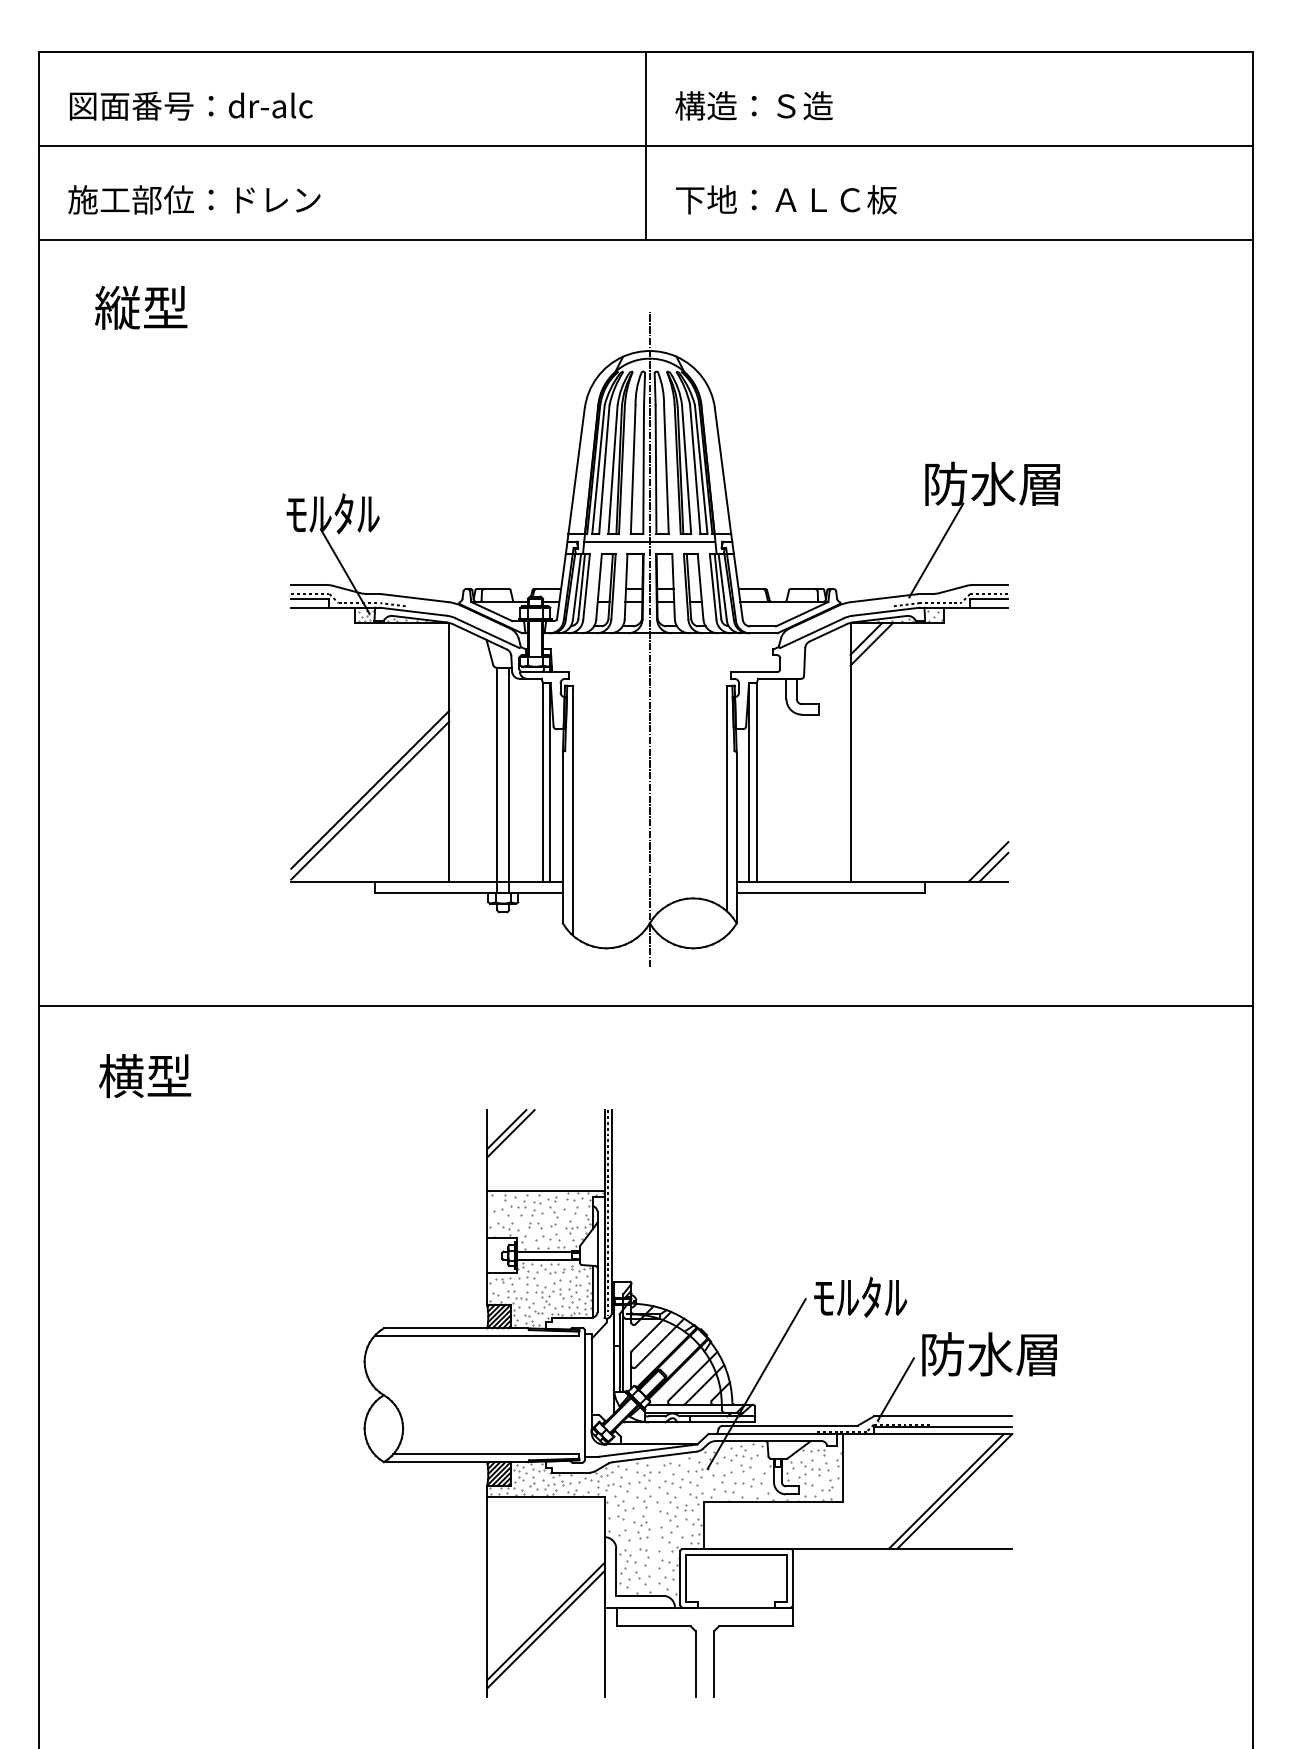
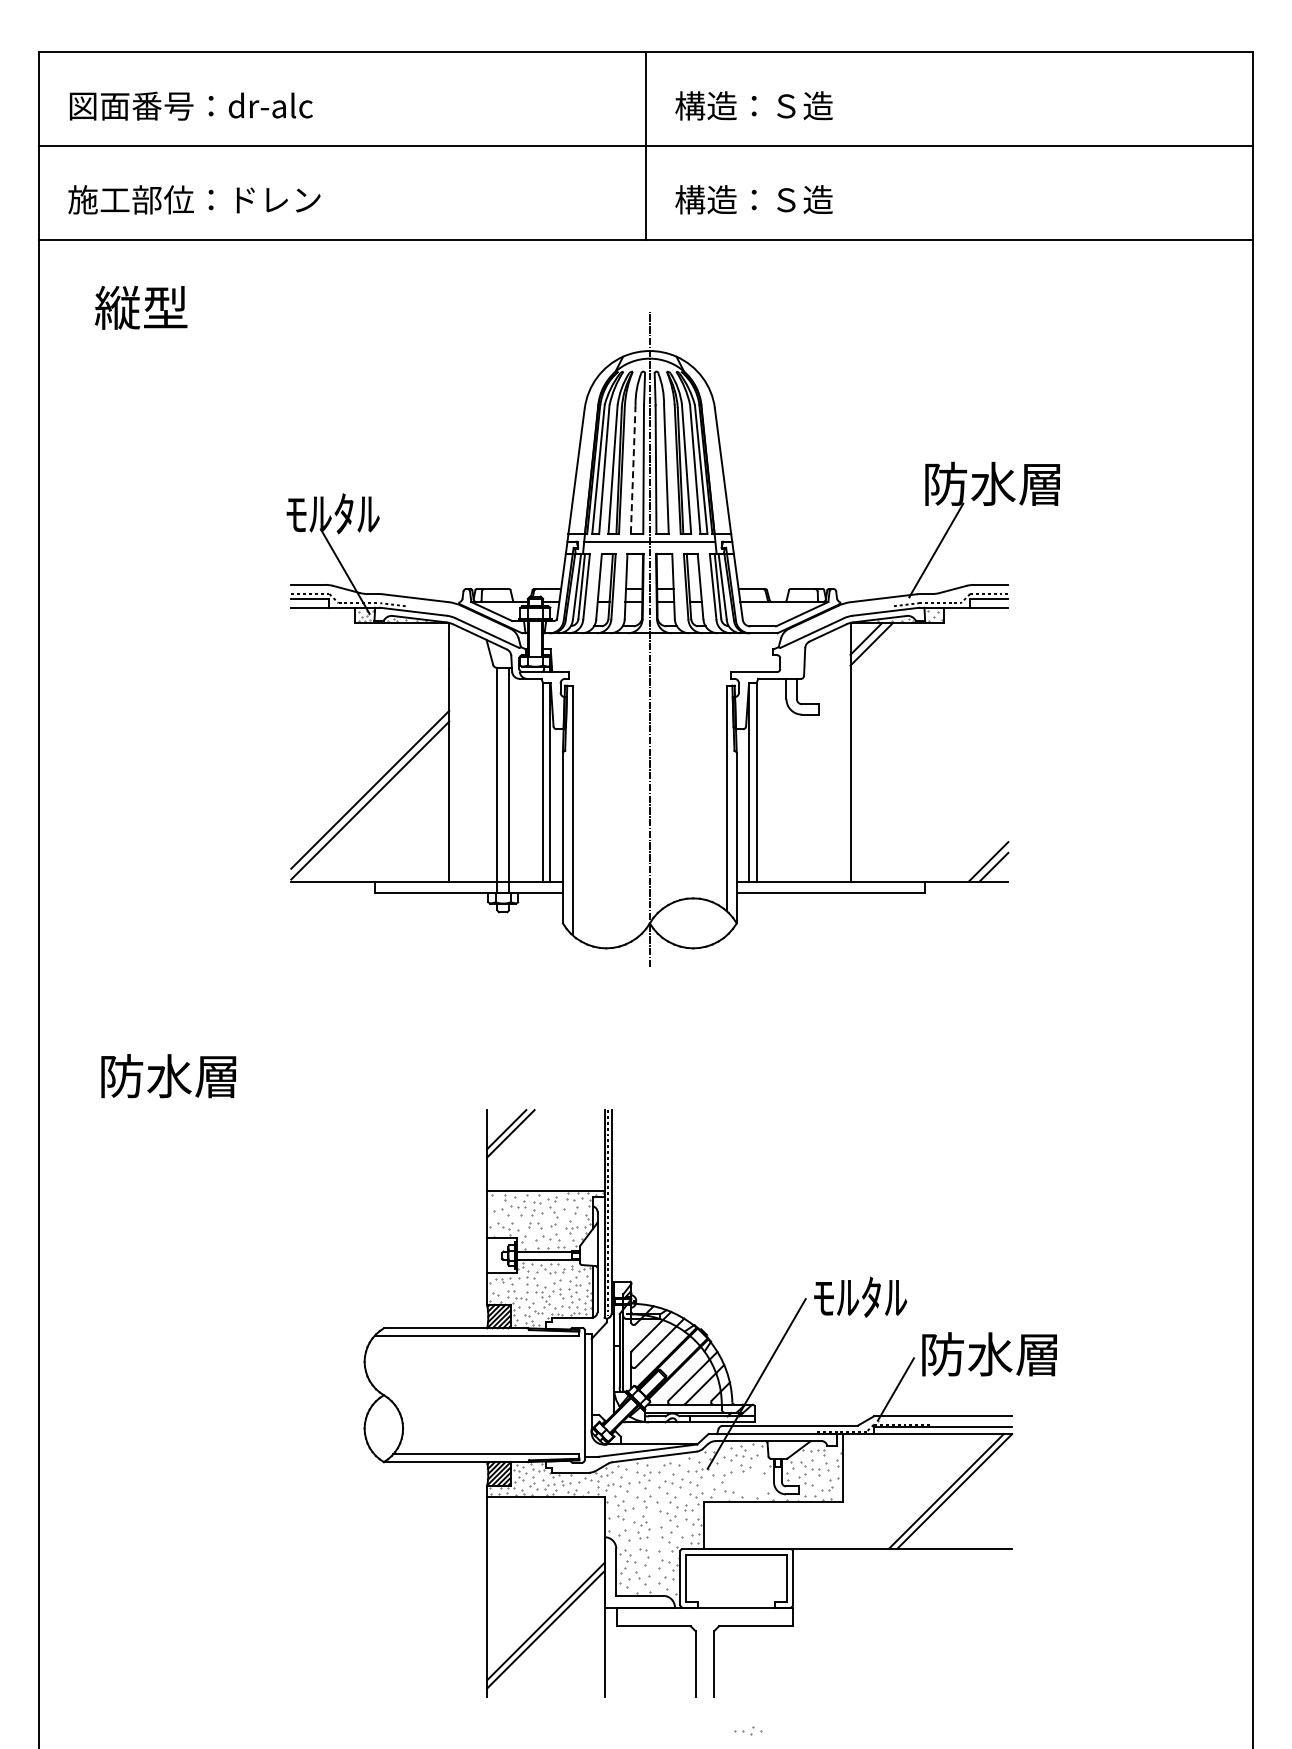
text: 下地：ＡＬＣ板 -> 構造：Ｓ造 (786, 199)
line: solid -> dashed (633, 470)
line: present -> none (645, 1006)
text: 横型 -> 防水層 (167, 1076)
part position: (748, 1482) -> (748, 1730) (748, 1730)
